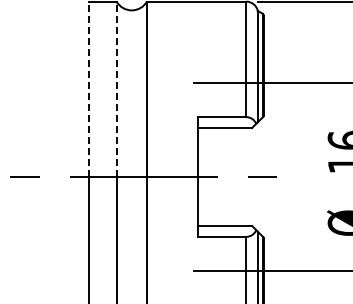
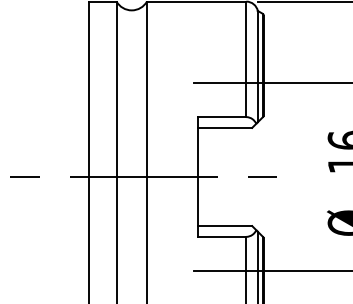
line: dashed -> solid (88, 89)
line: dashed -> solid (116, 89)
